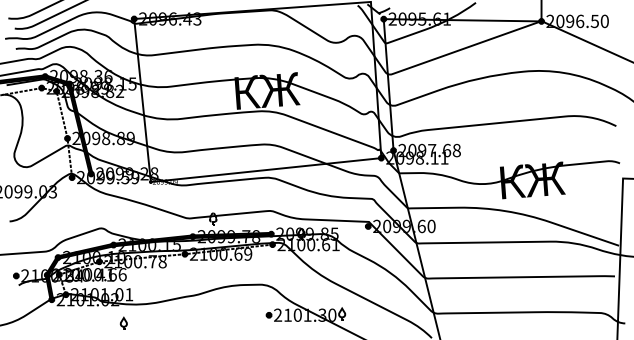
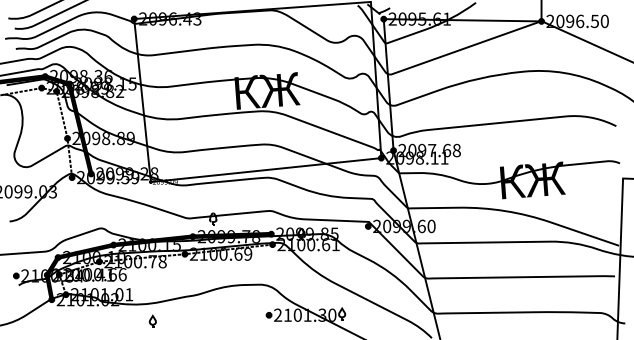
part position: (123, 322) -> (152, 320) (152, 320)
